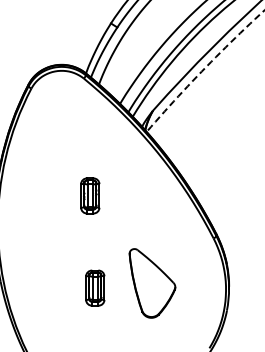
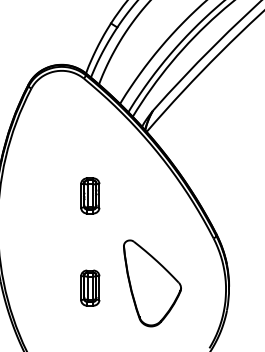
arc: dashed -> solid (203, 69)
part size: 49x71 px -> 59x89 px (152, 283)
part position: (95, 287) -> (90, 287) (90, 287)
